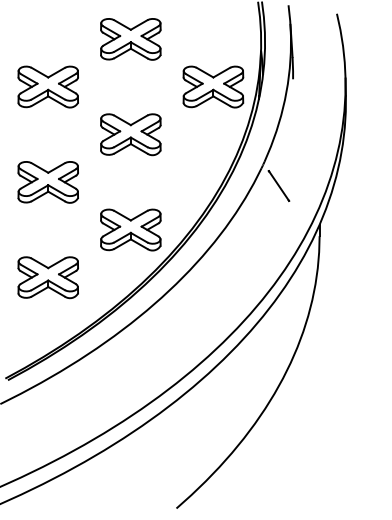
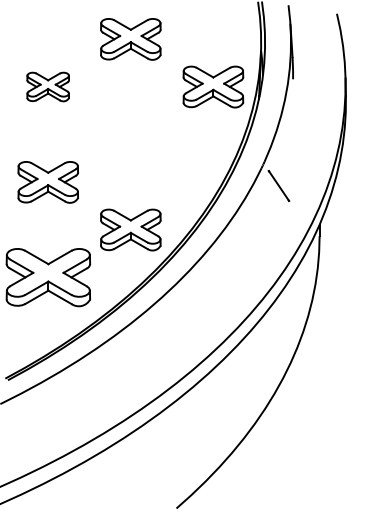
part size: 62x44 px -> 44x32 px (47, 86)
part: present -> none (130, 134)
part size: 62x44 px -> 87x60 px (48, 277)
